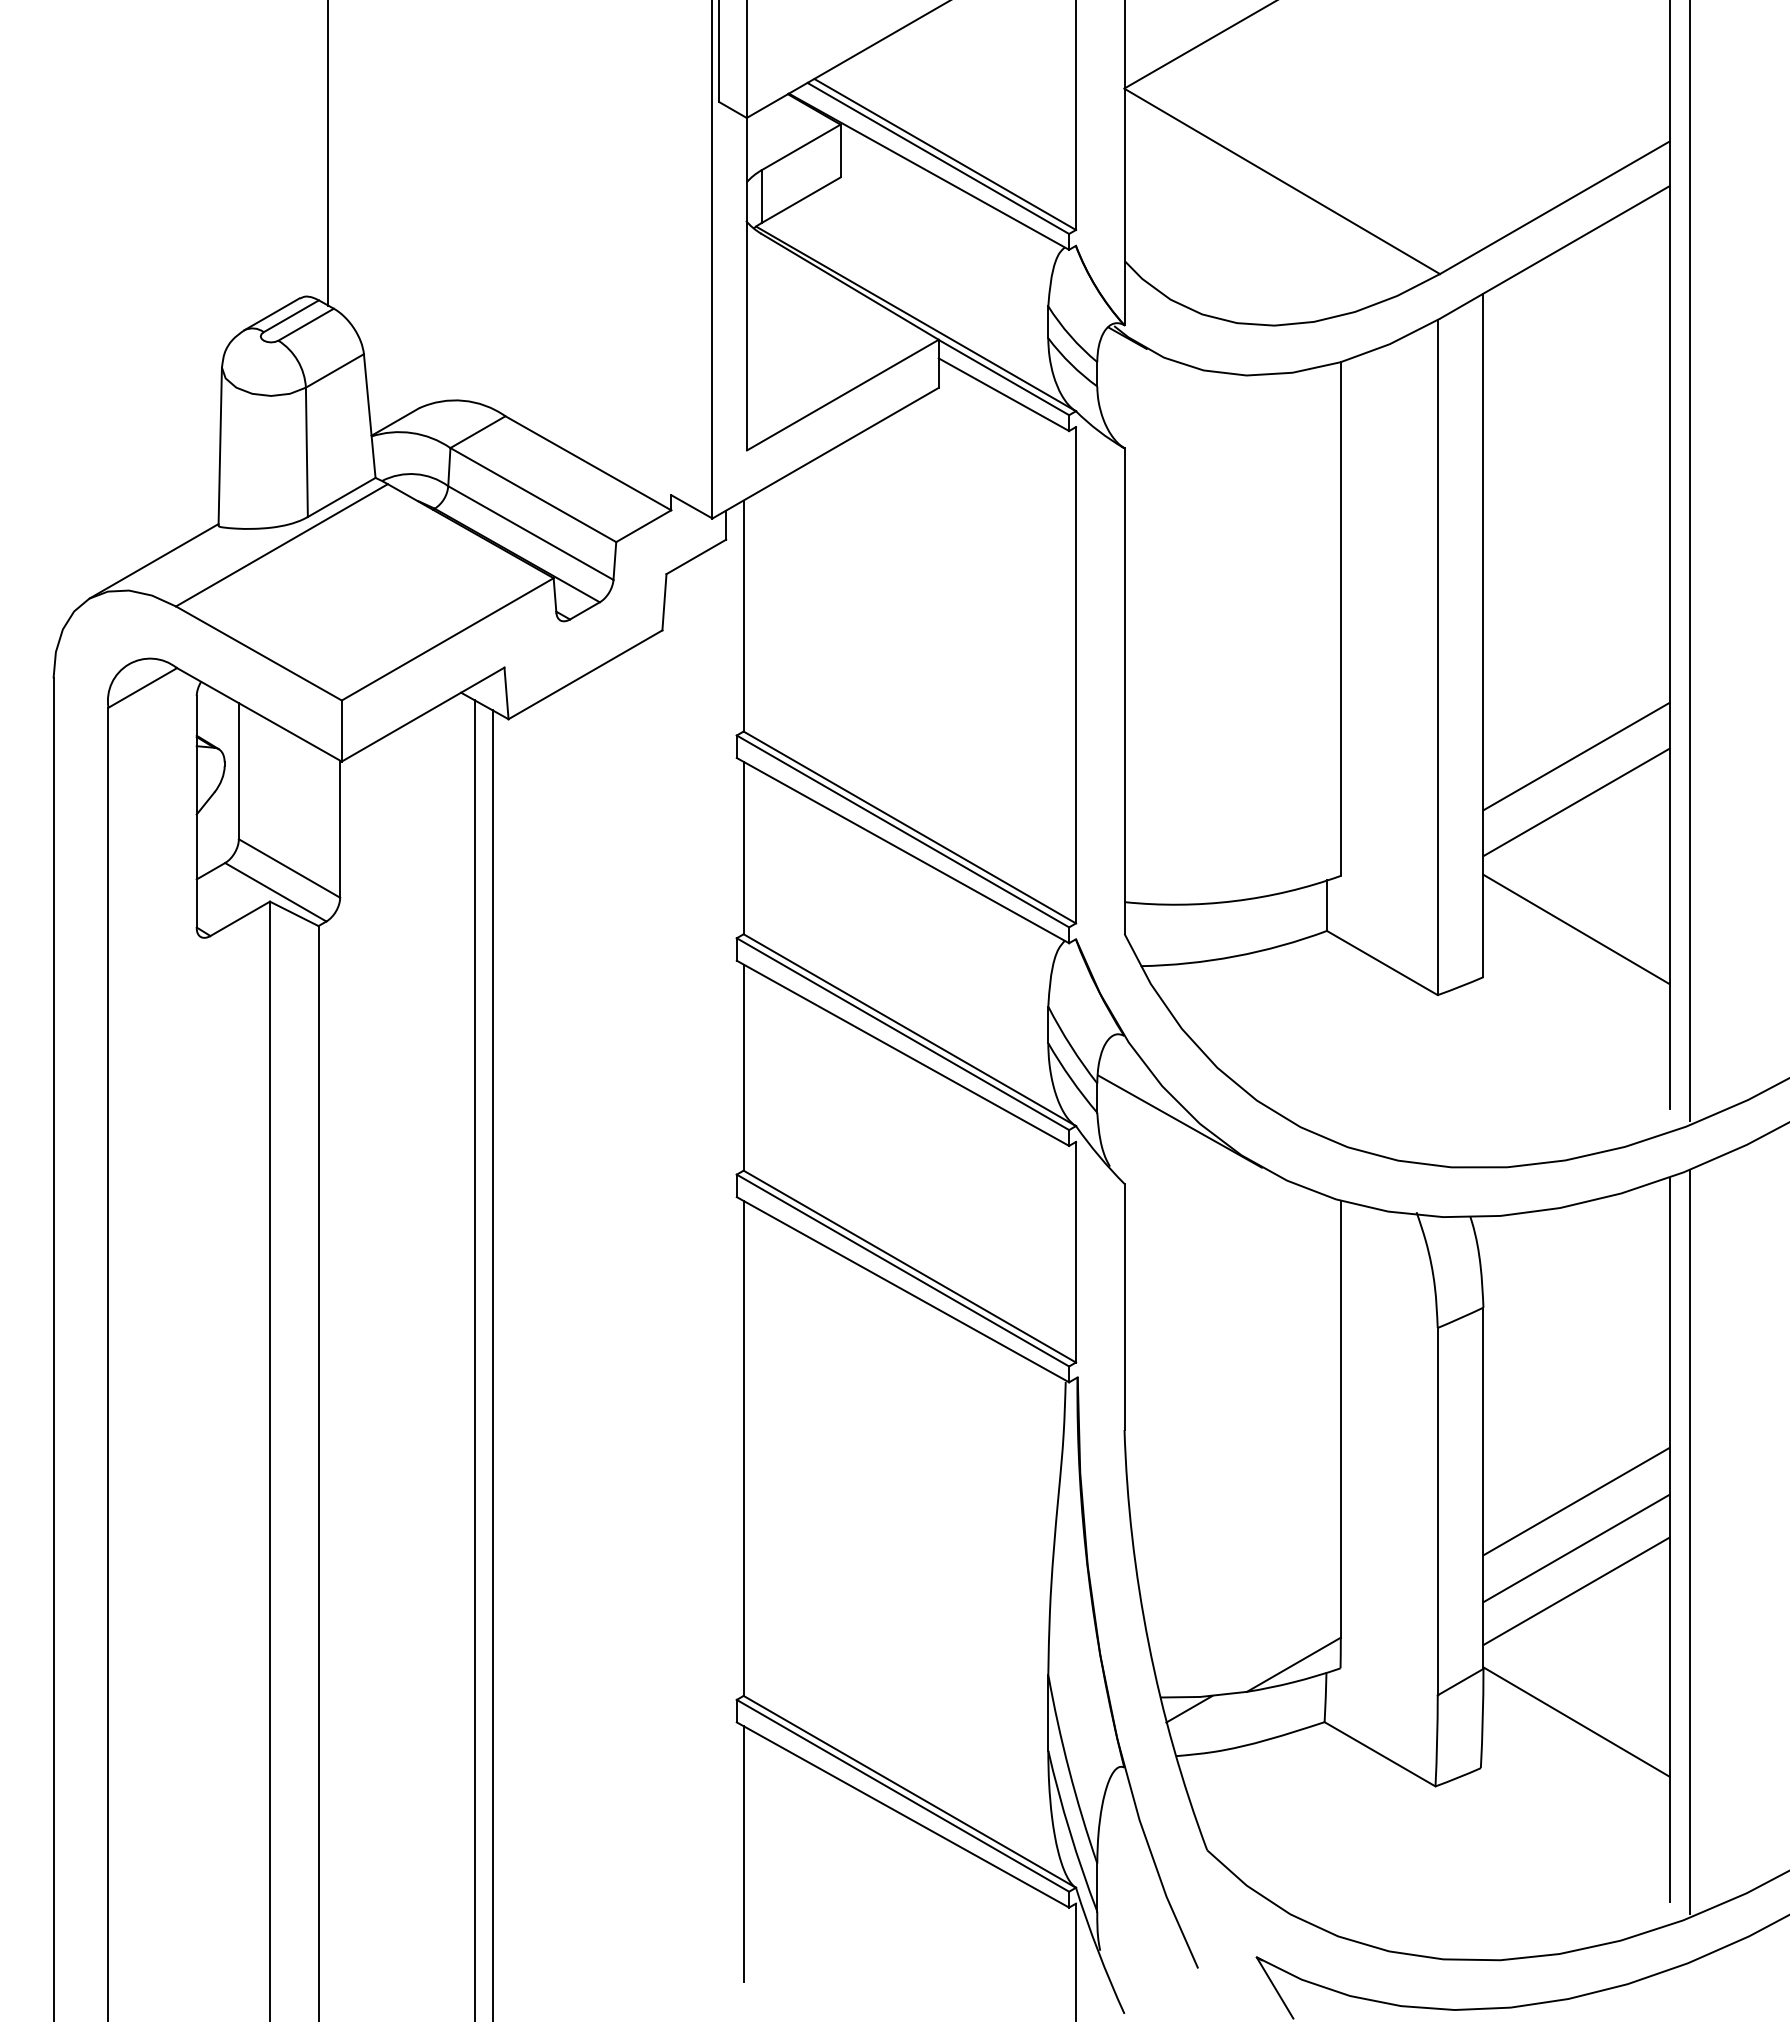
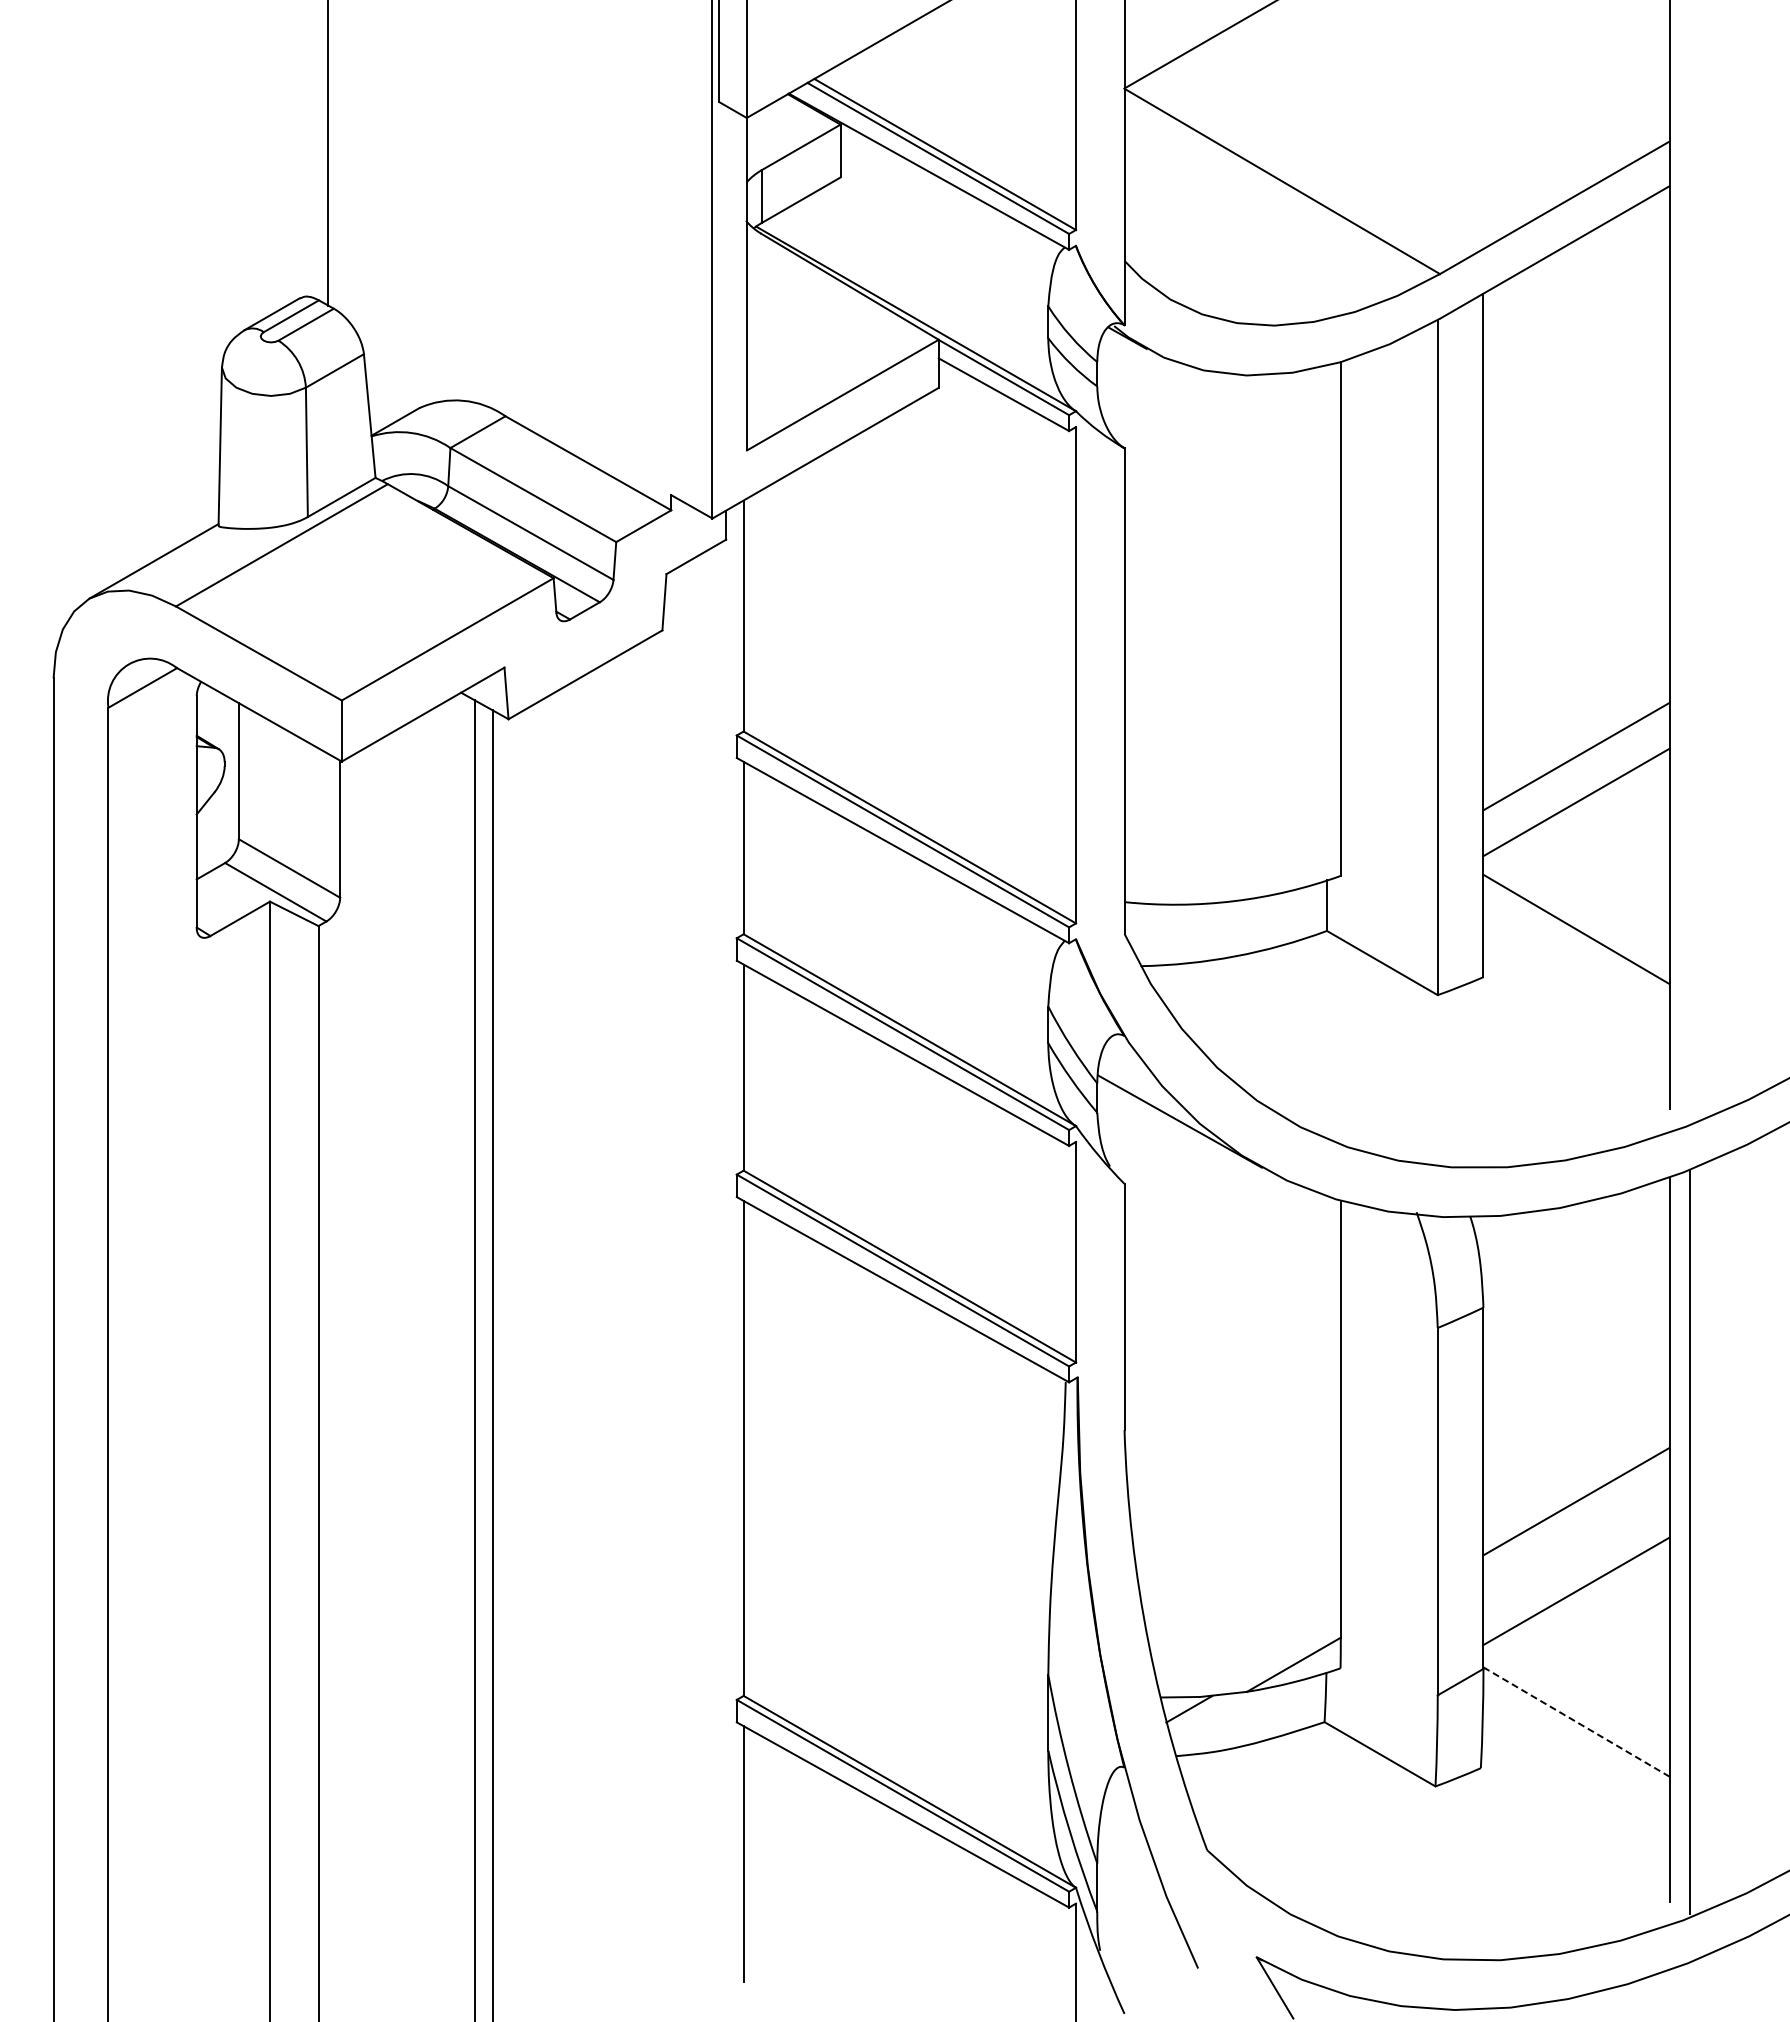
line: present -> none (1690, 561)
line: present -> none (1576, 1548)
line: solid -> dashed (1576, 1722)
